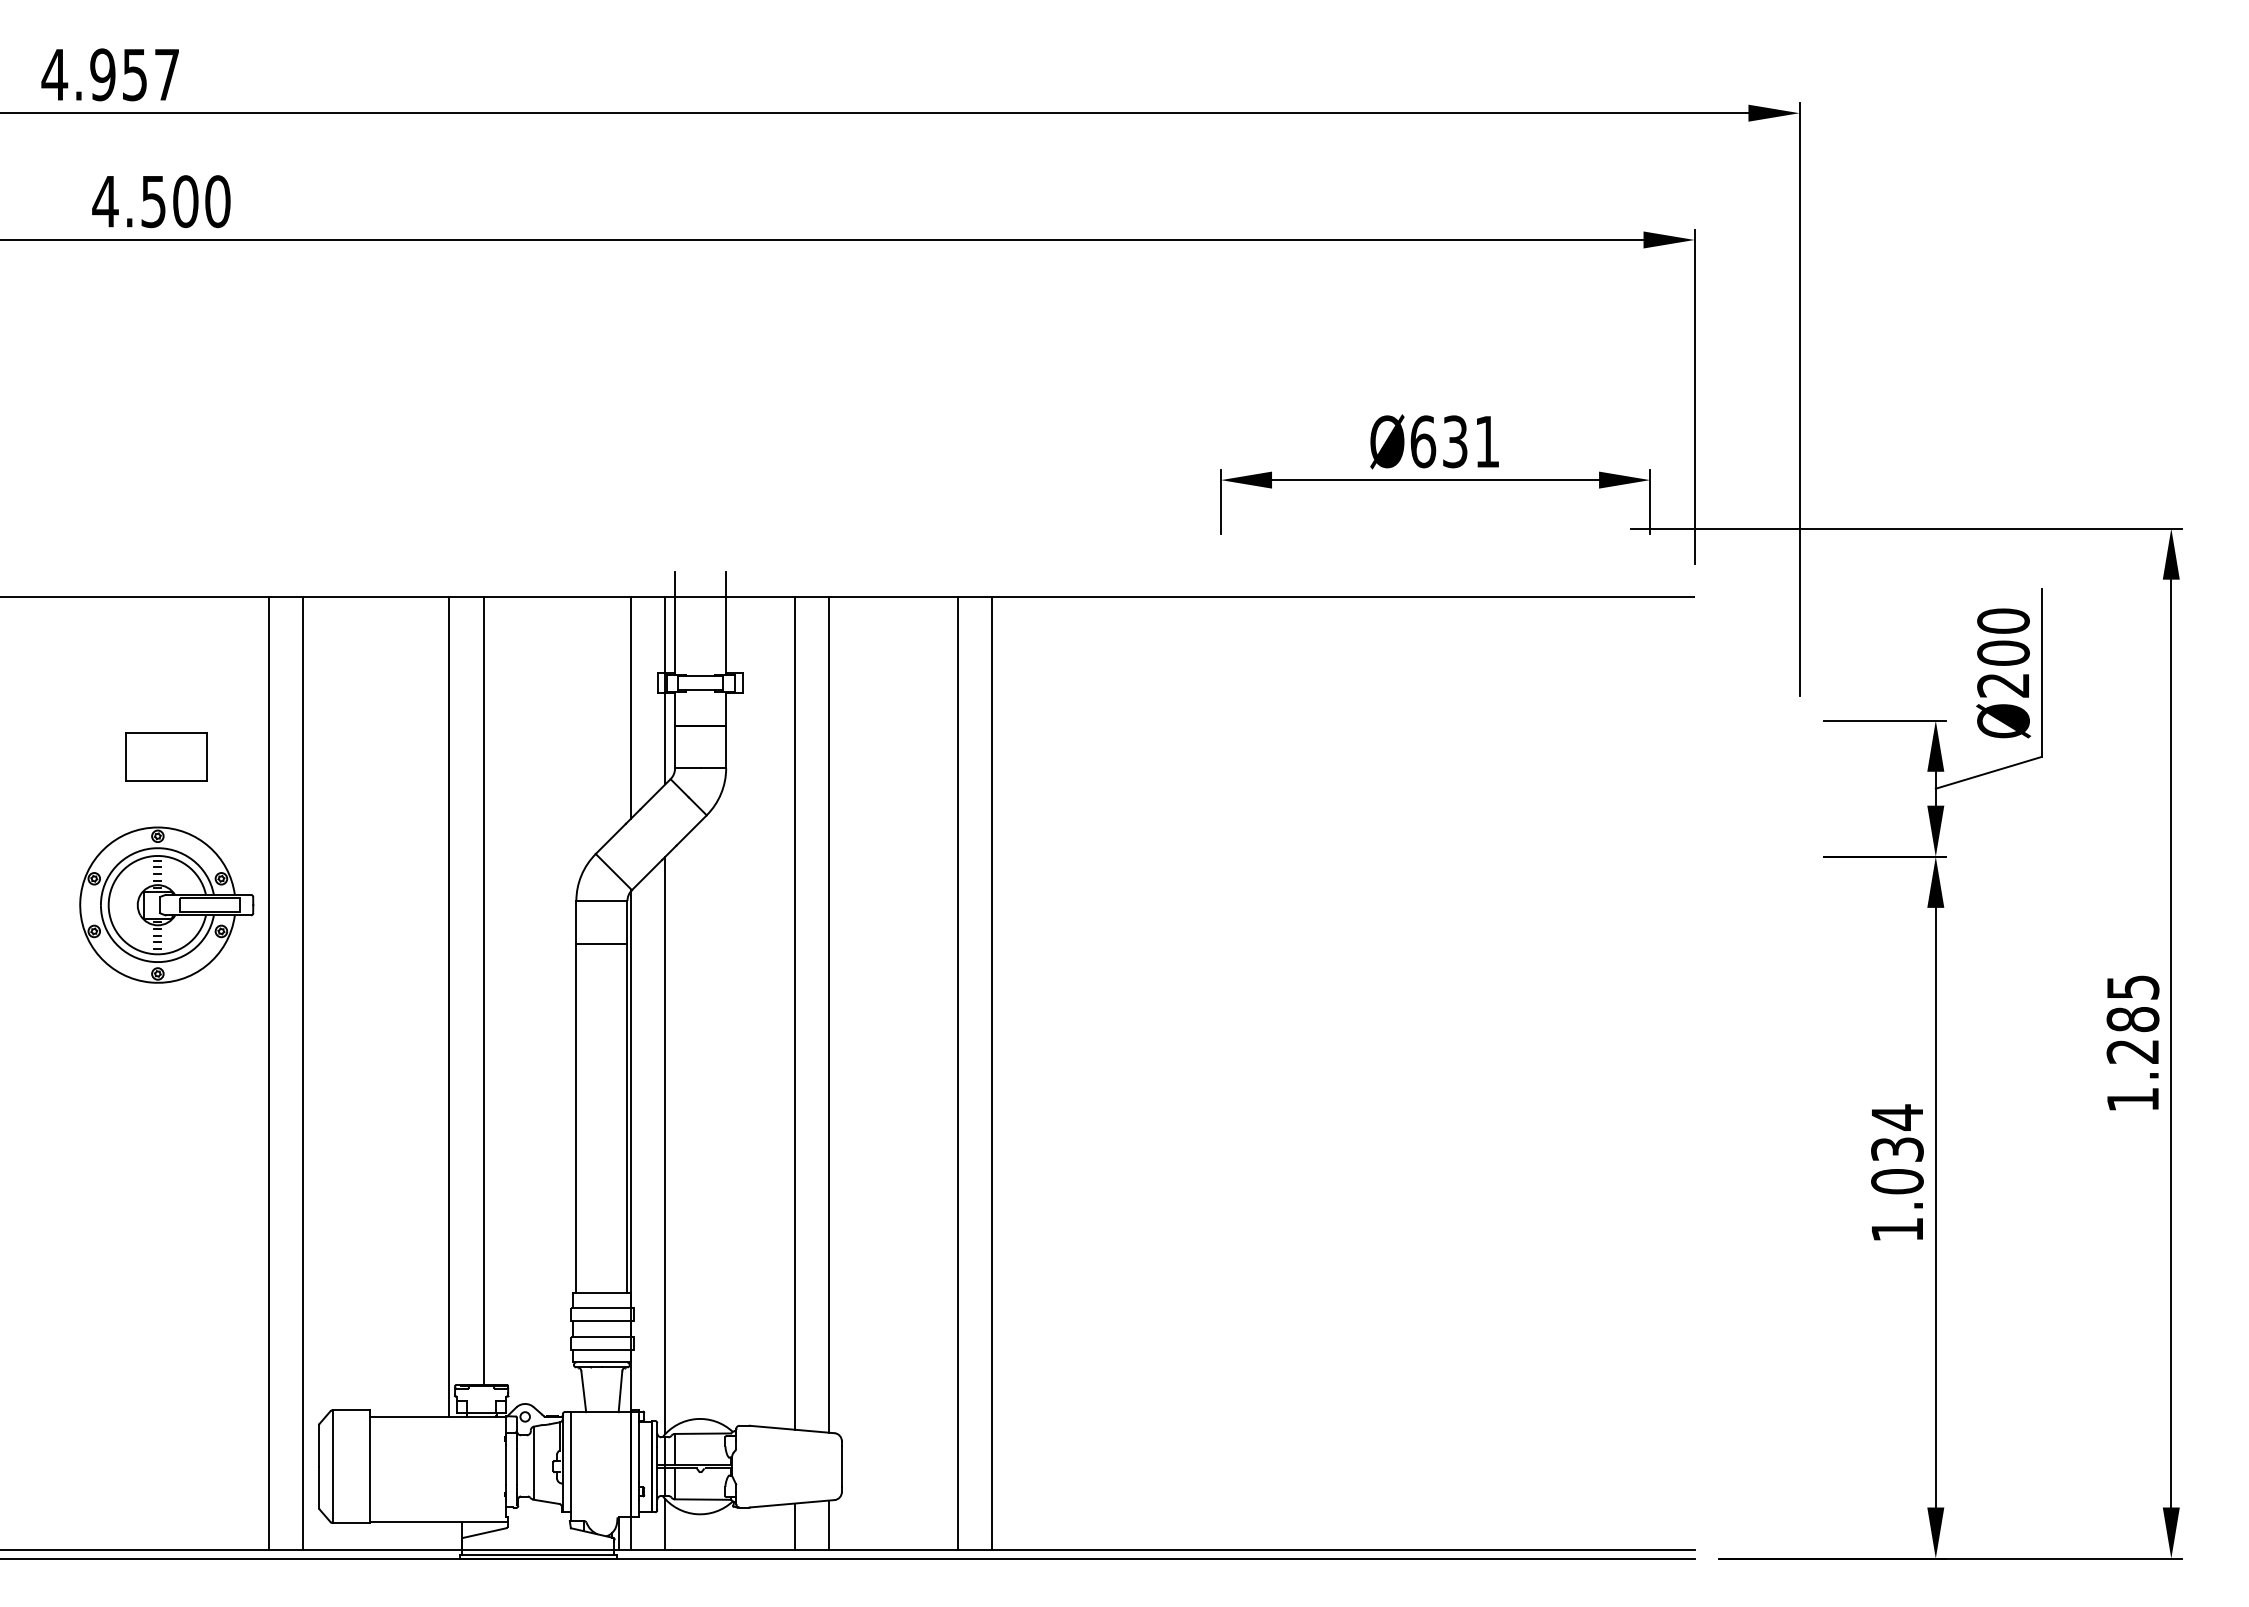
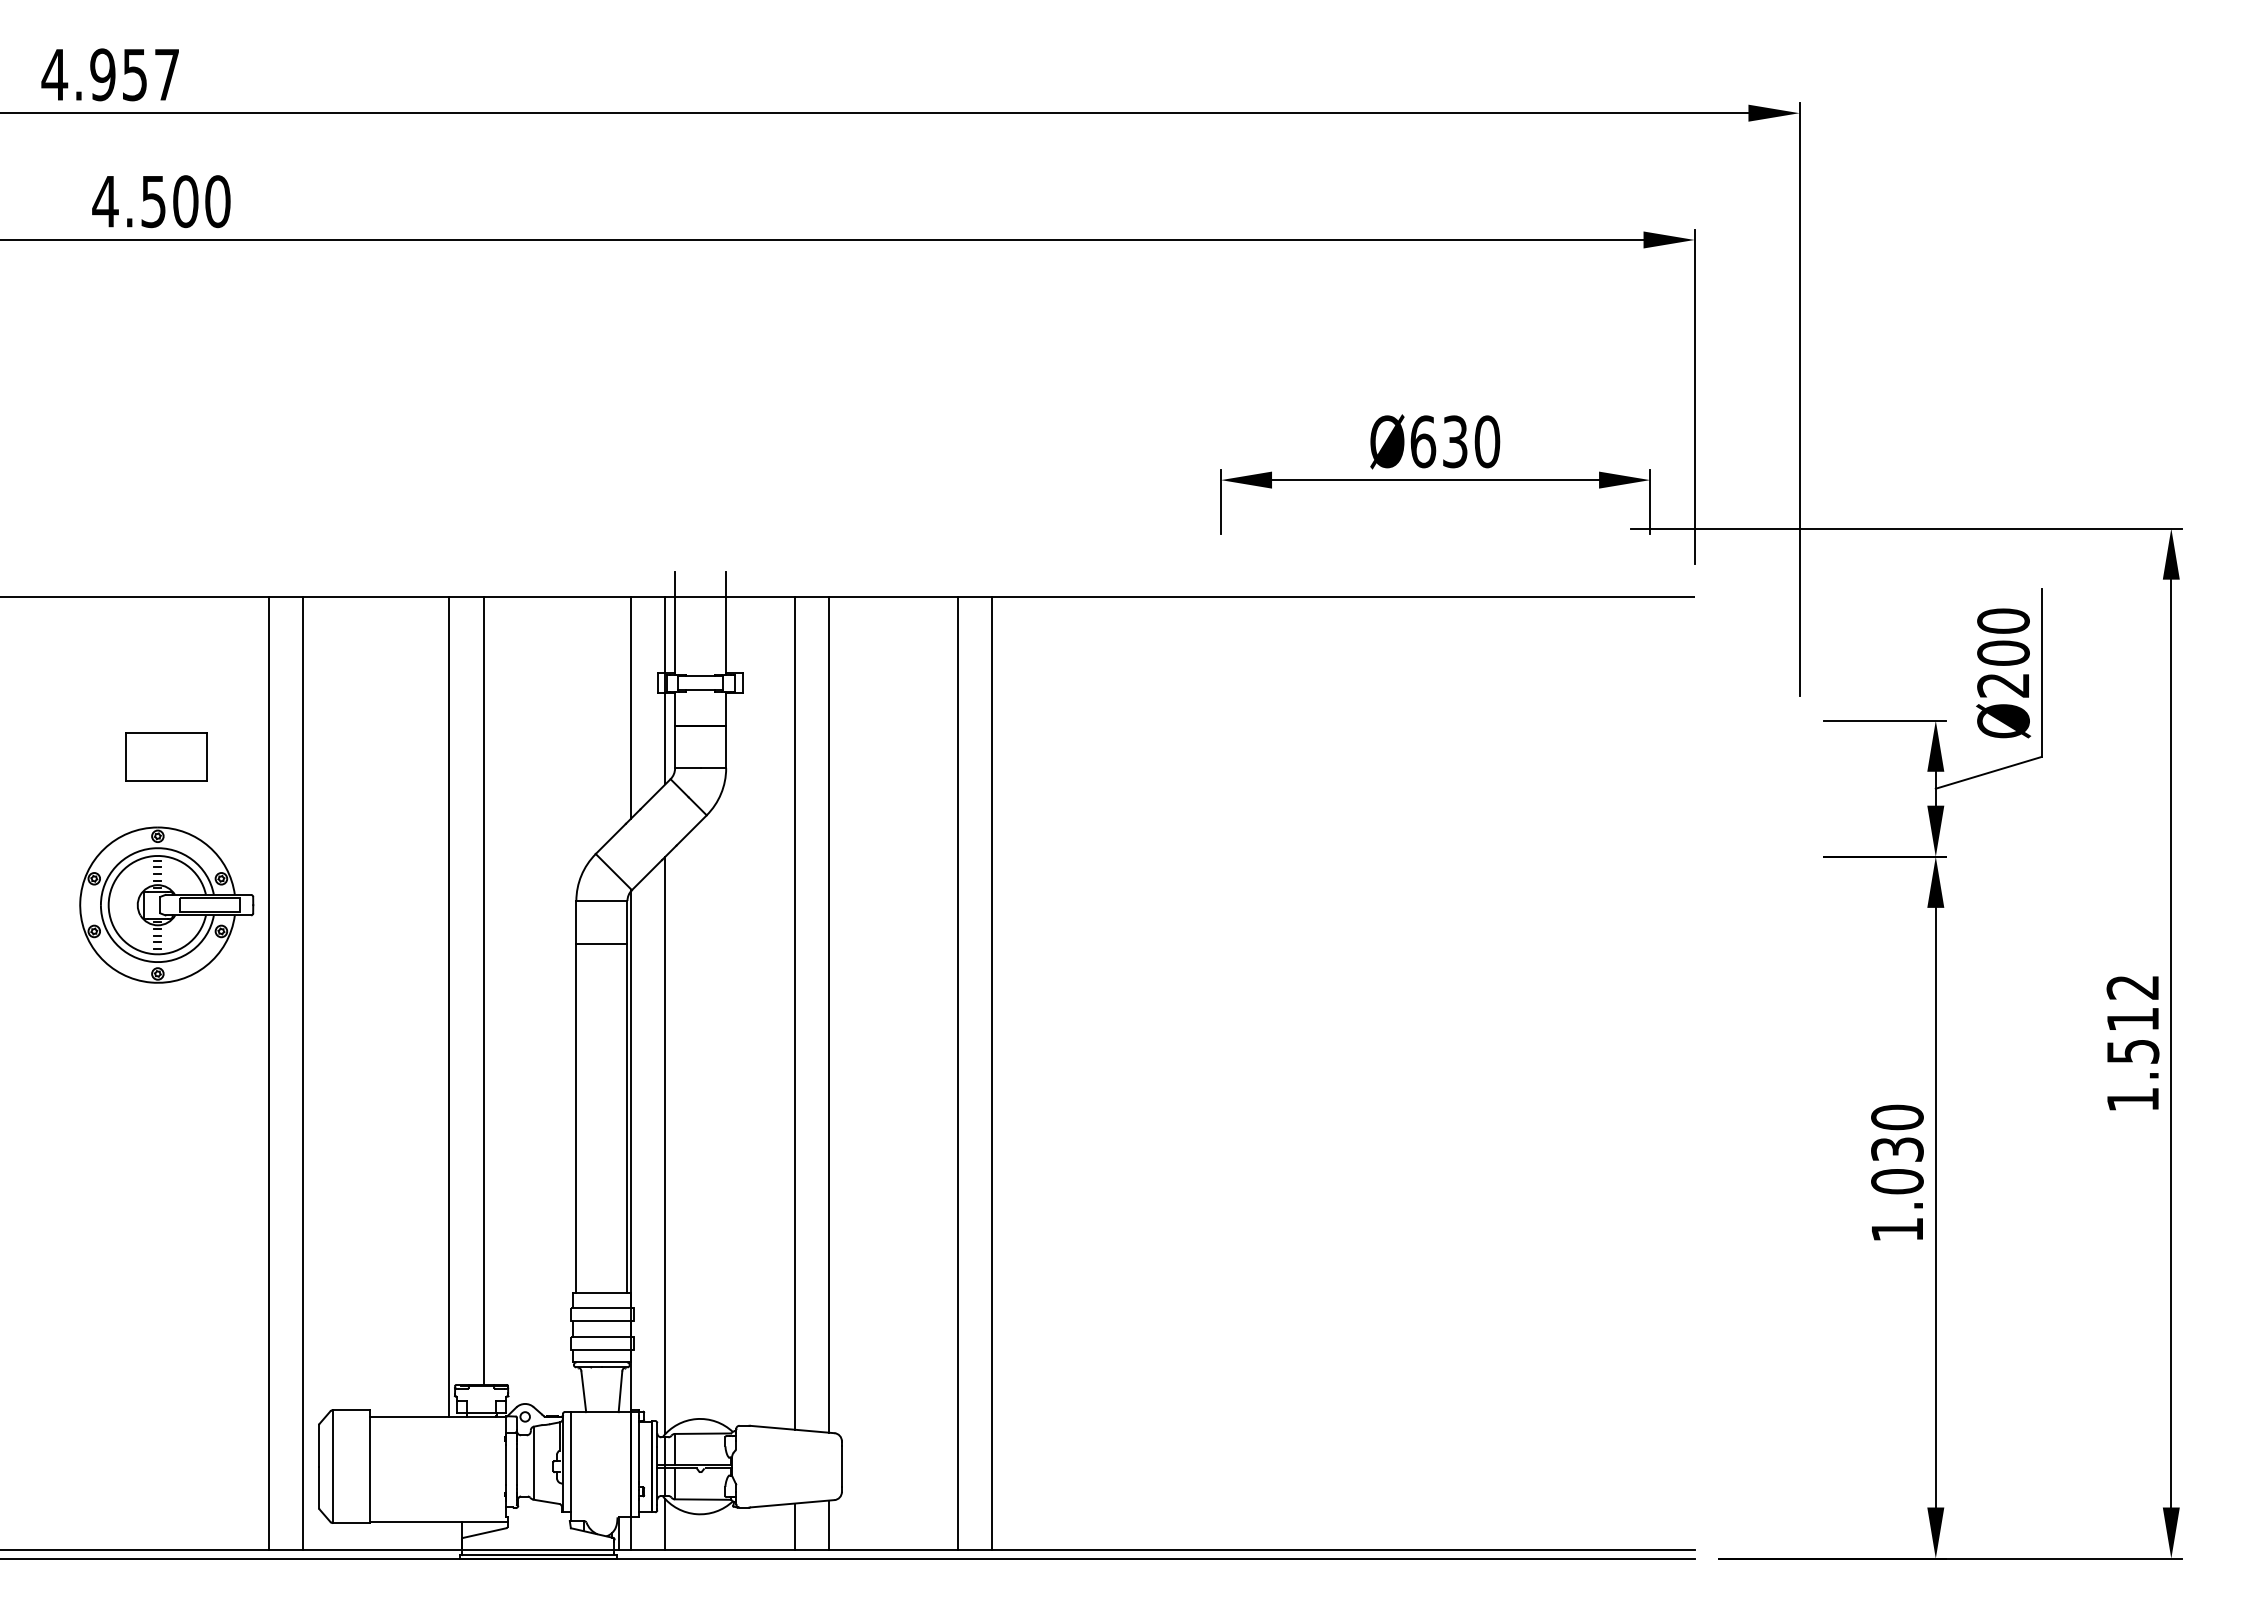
text: Ø631 -> Ø630 (1487, 441)
text: 1.285 -> 1.512 (2132, 1019)
text: 1.034 -> 1.030 (1897, 1117)
